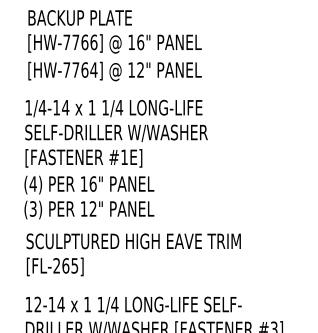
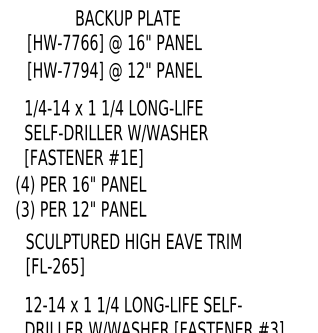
text position: (79, 17) -> (127, 17) (127, 17)
text: [HW-7764] -> [HW-7794] (84, 69)
text position: (89, 197) -> (81, 197) (81, 197)
